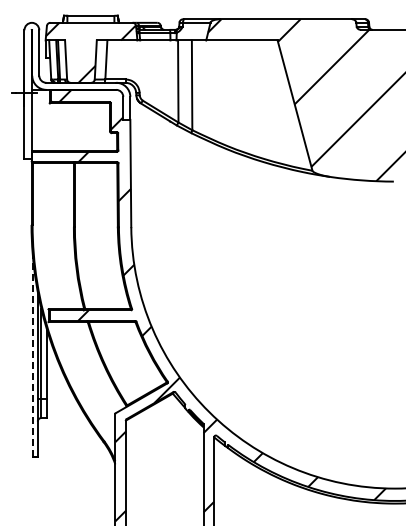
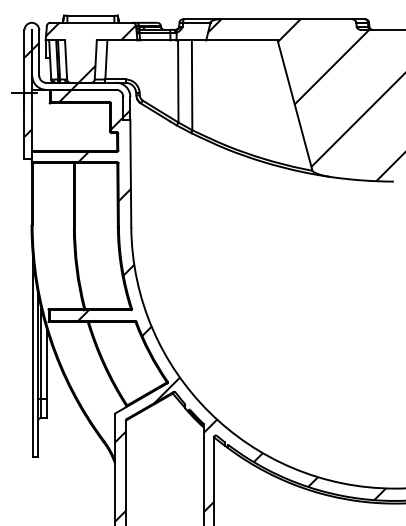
hatch: none -> present (77, 89)
line: dashed -> solid (32, 354)
